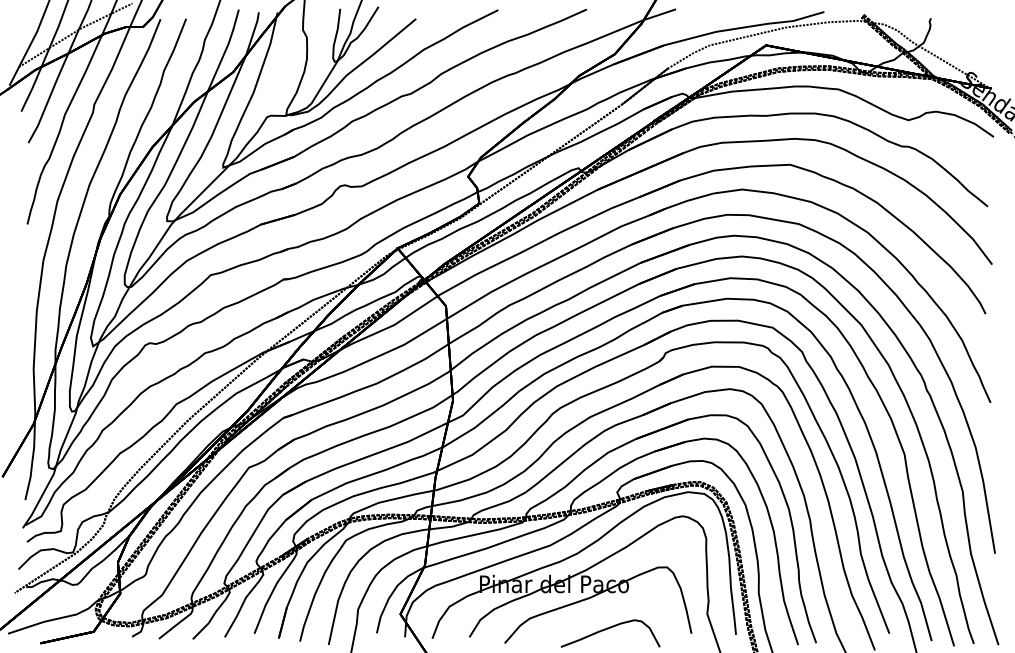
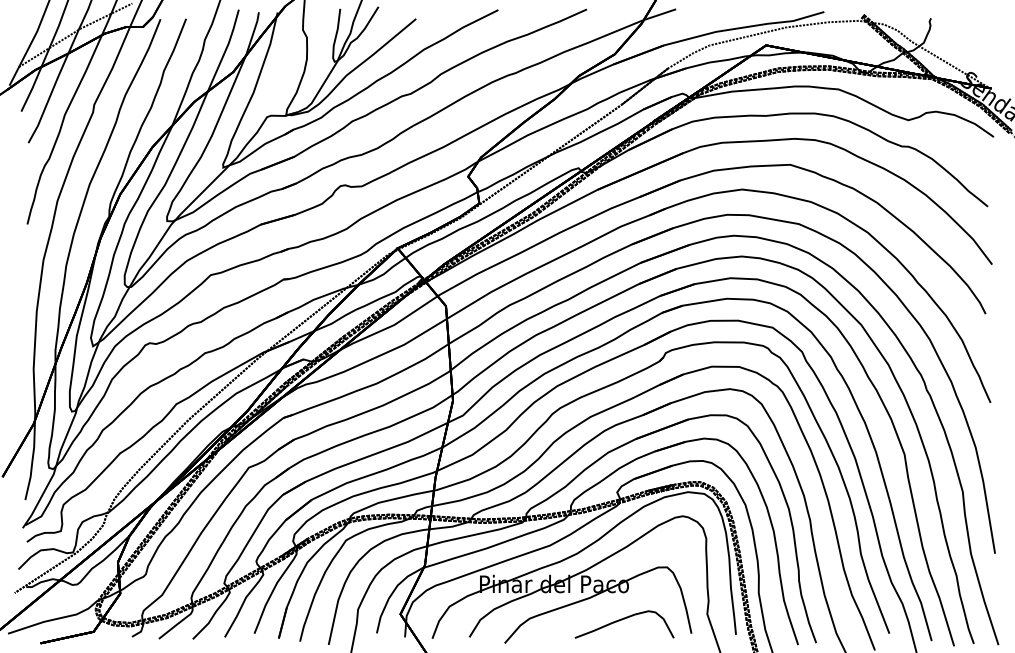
curve position: (608, 629) -> (622, 620) (622, 620)
